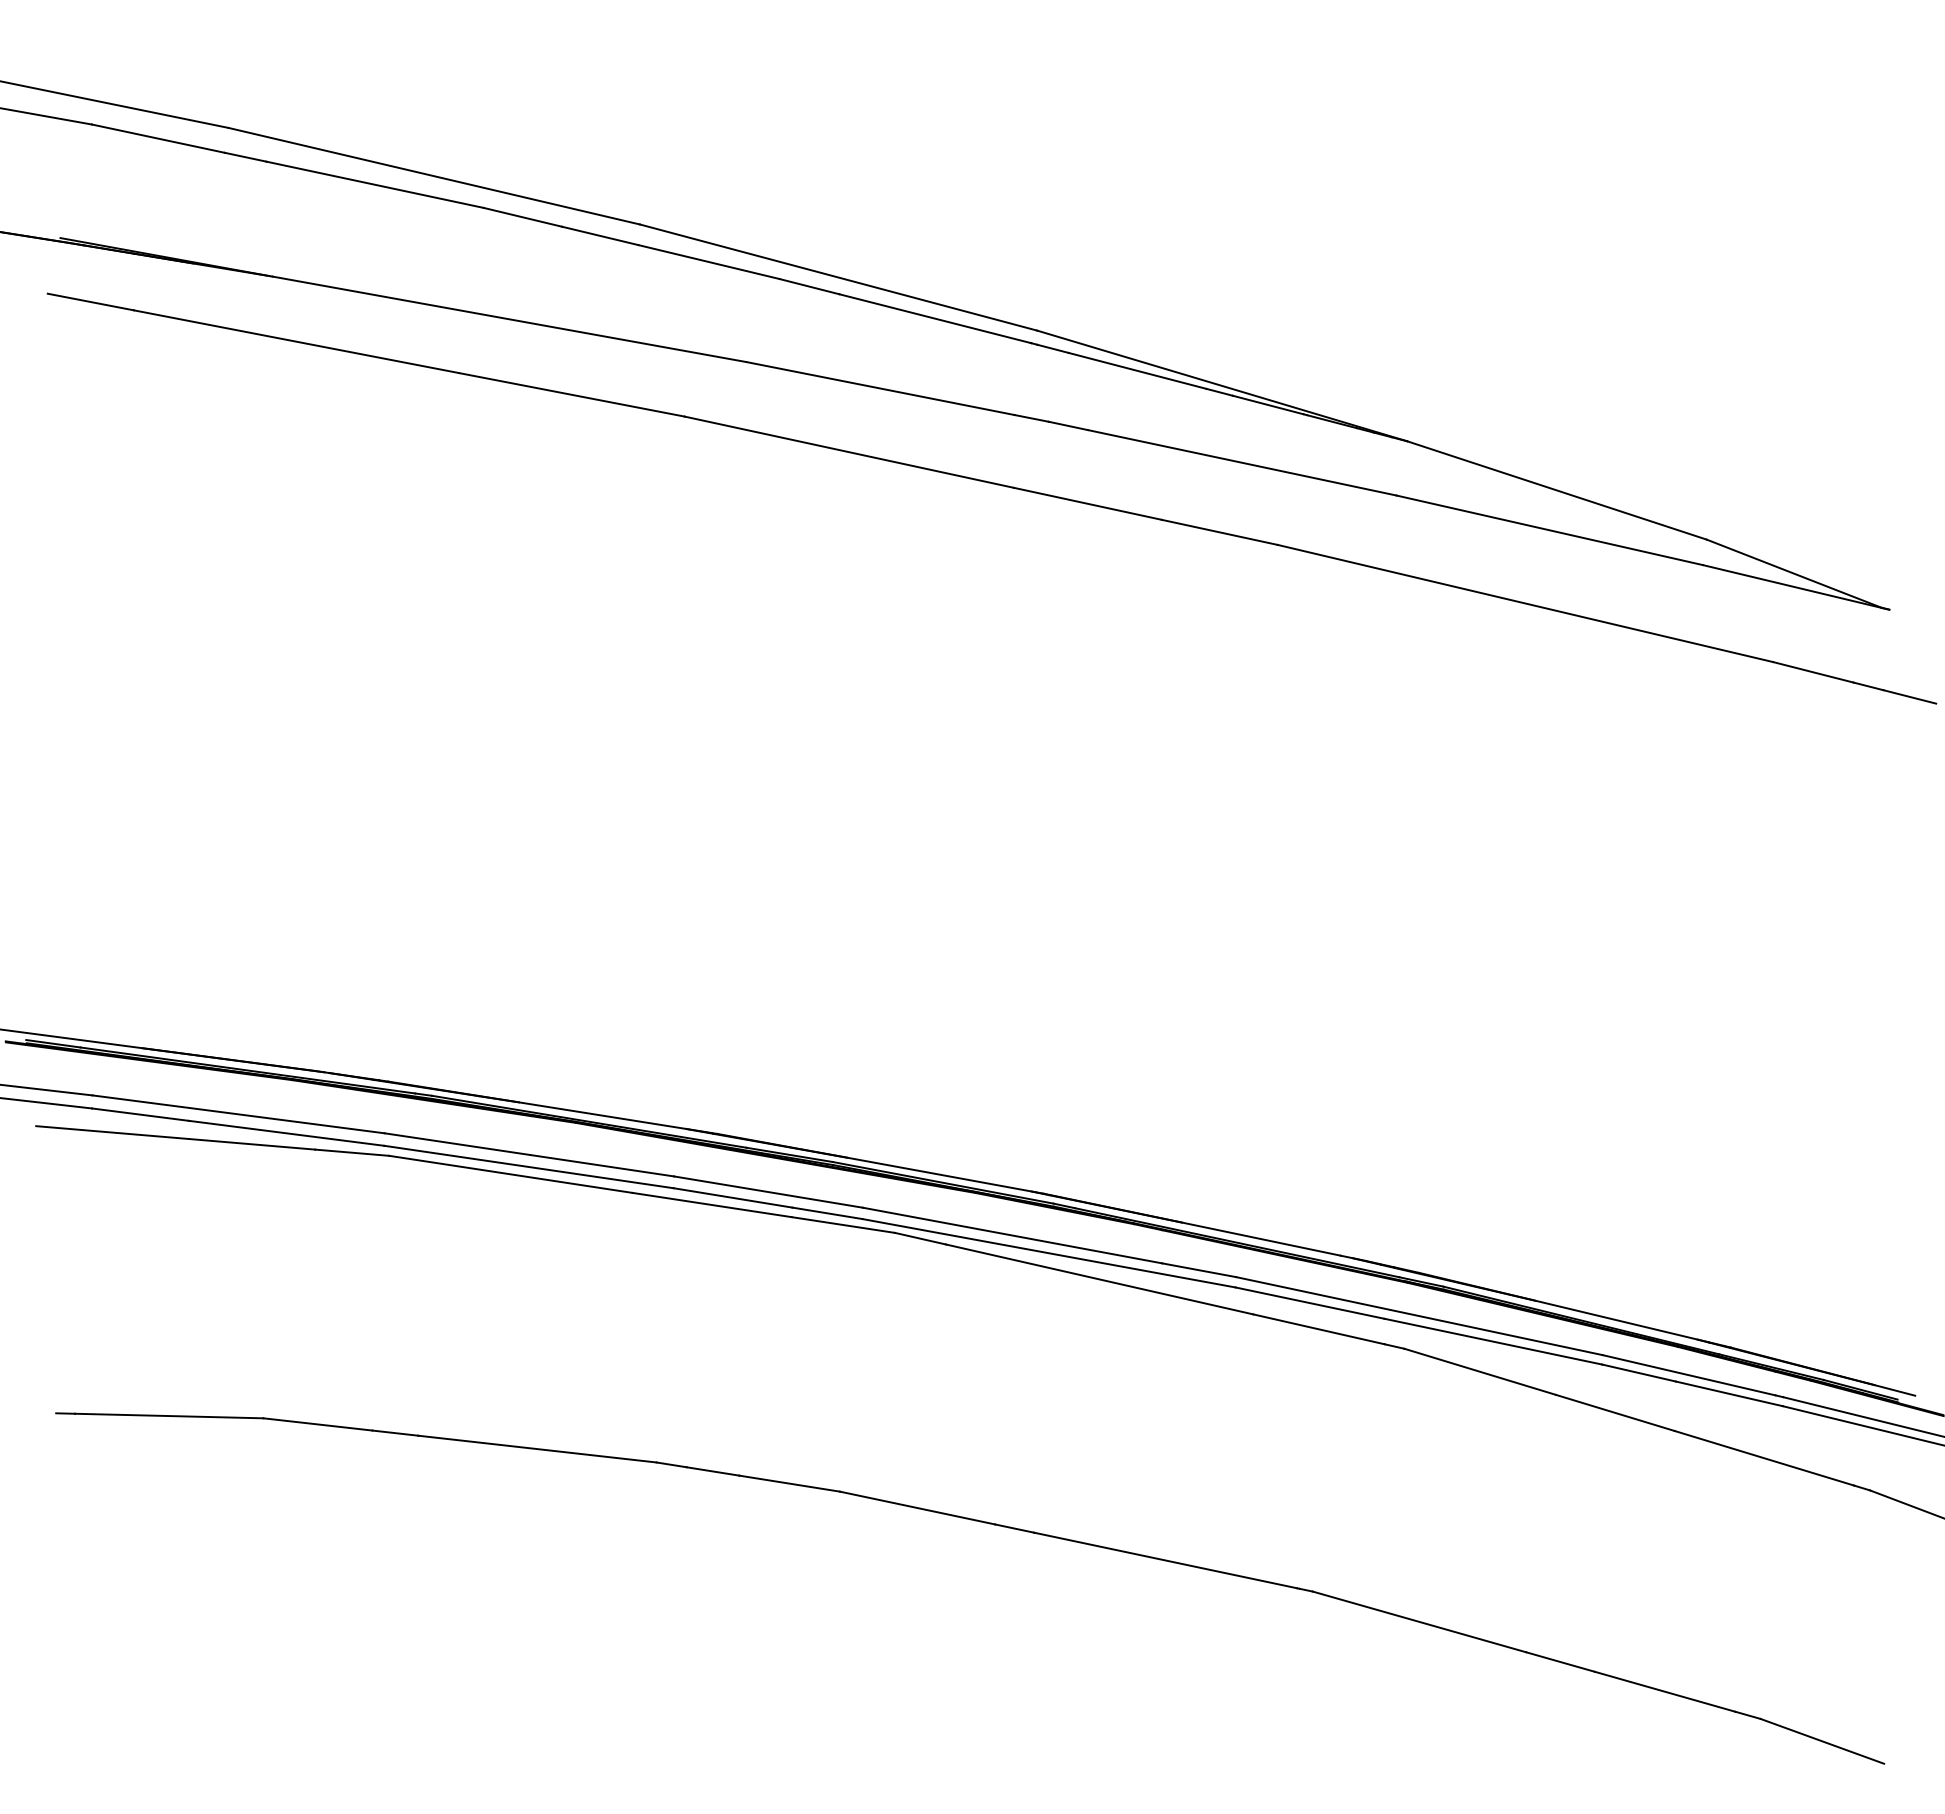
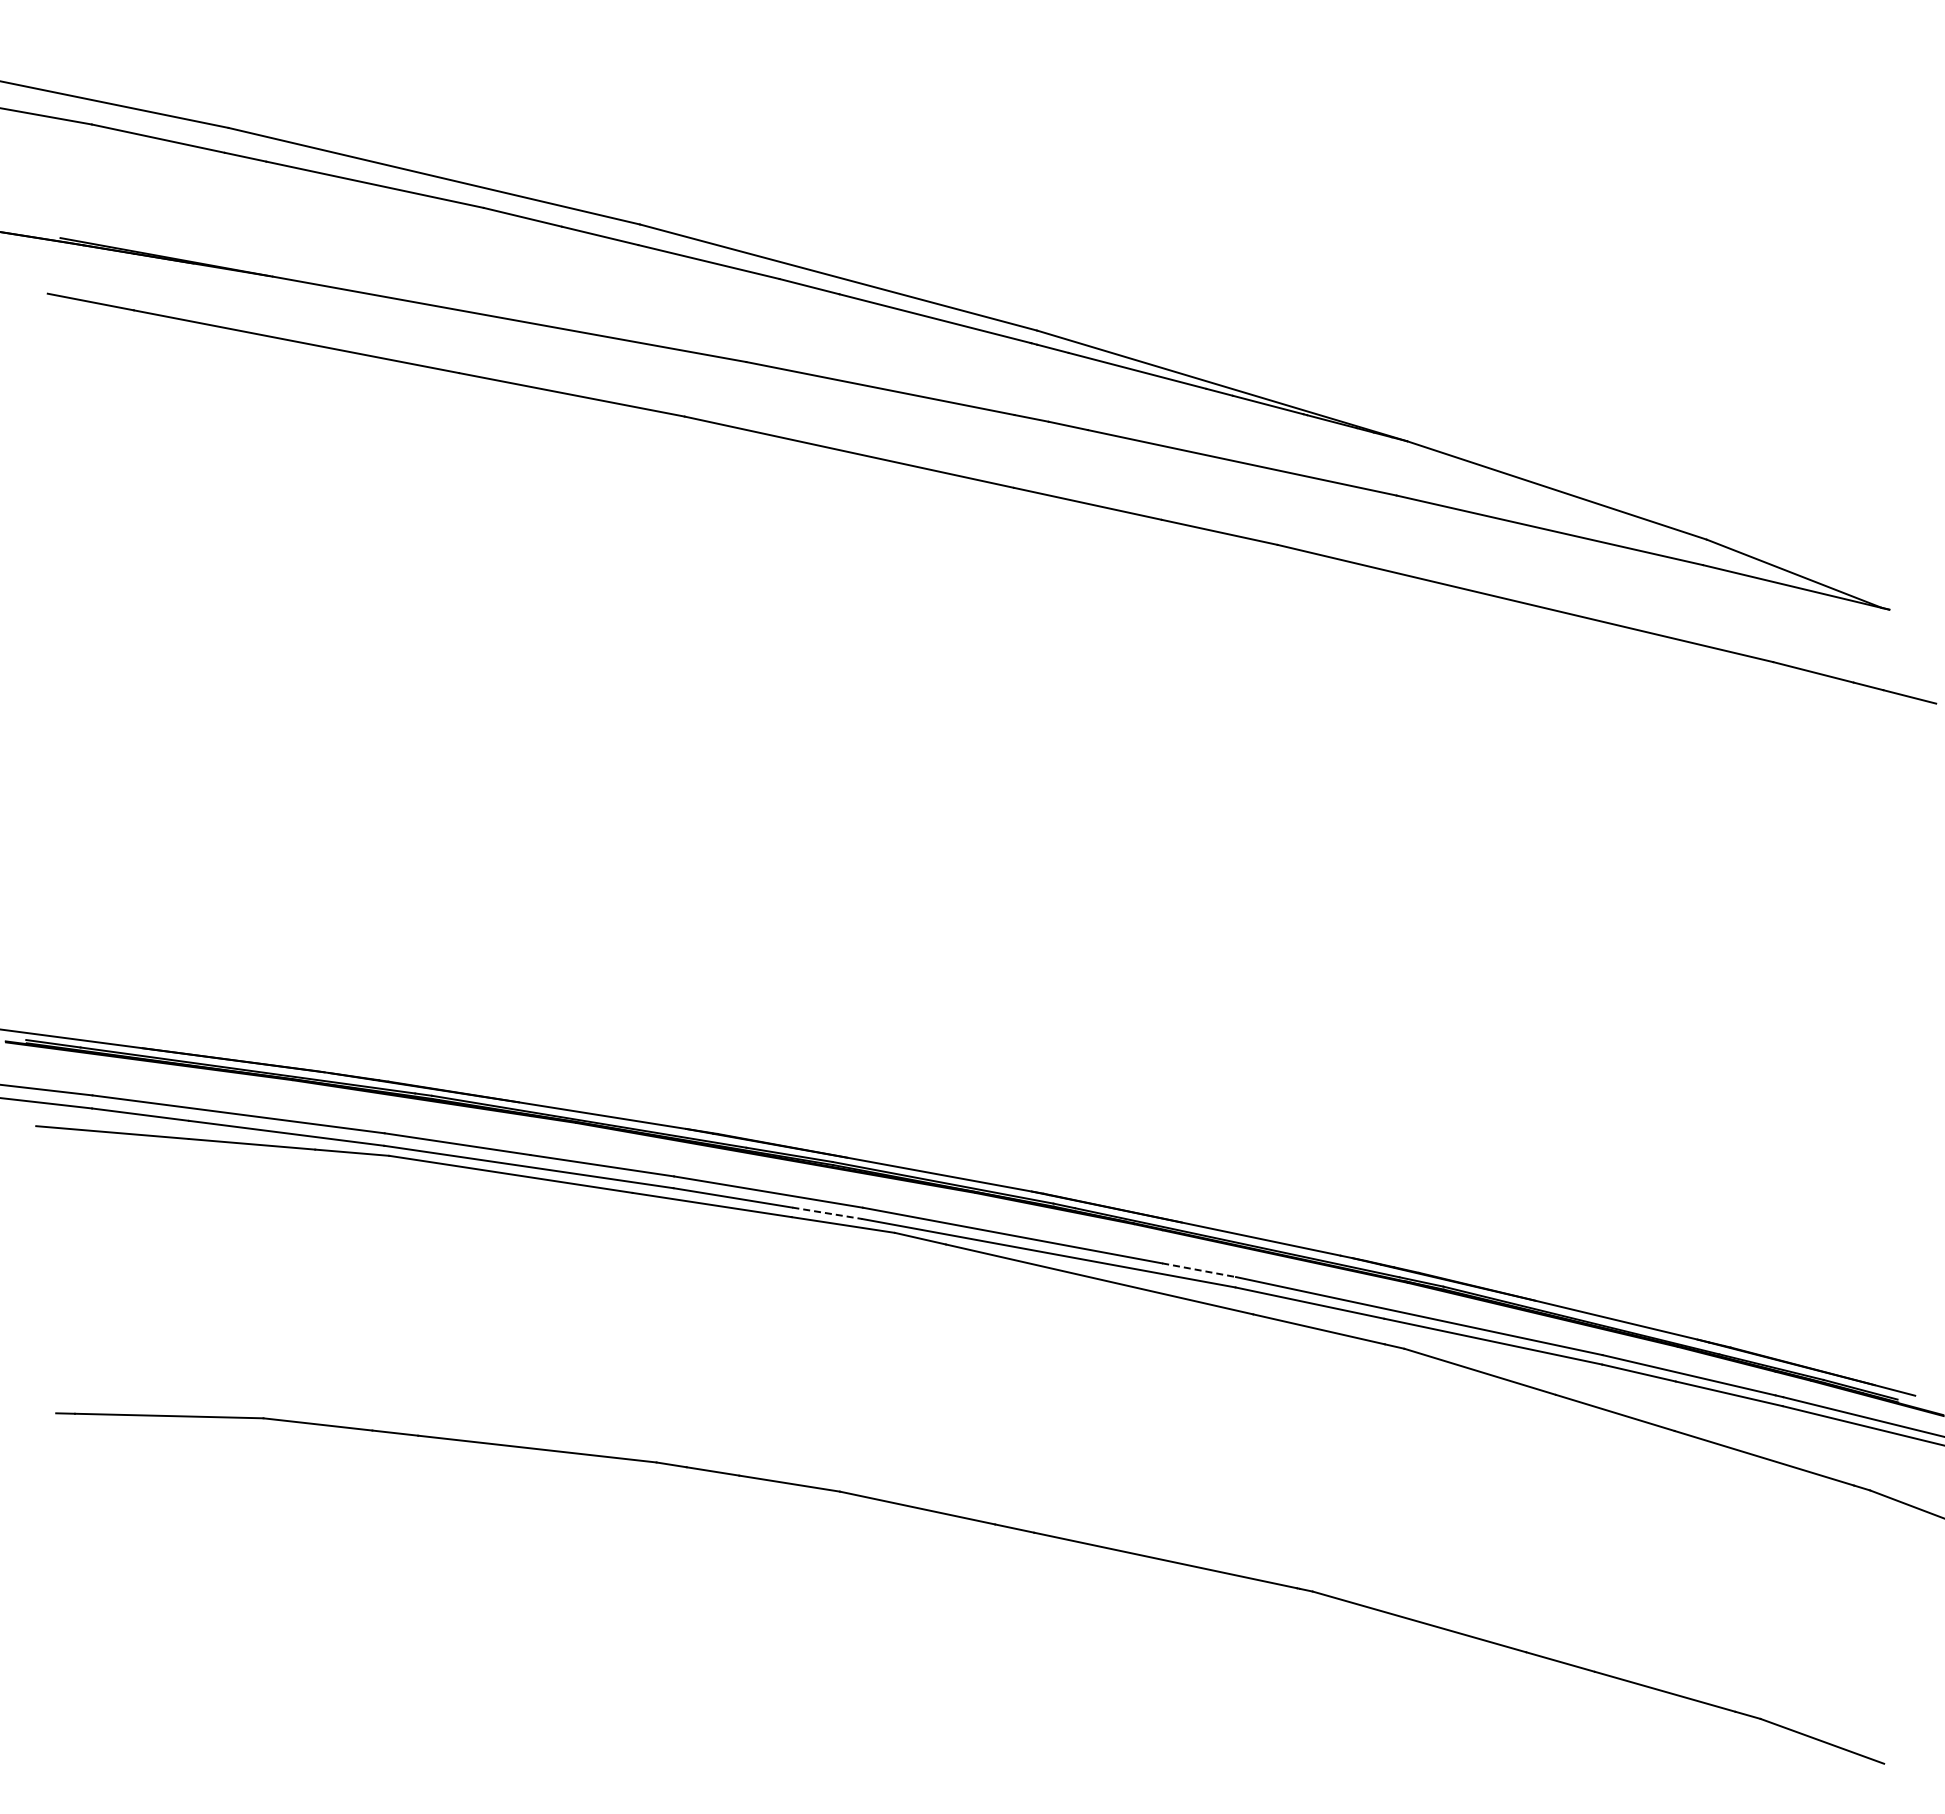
line: solid -> dashed (827, 1213)
line: solid -> dashed (1199, 1270)
